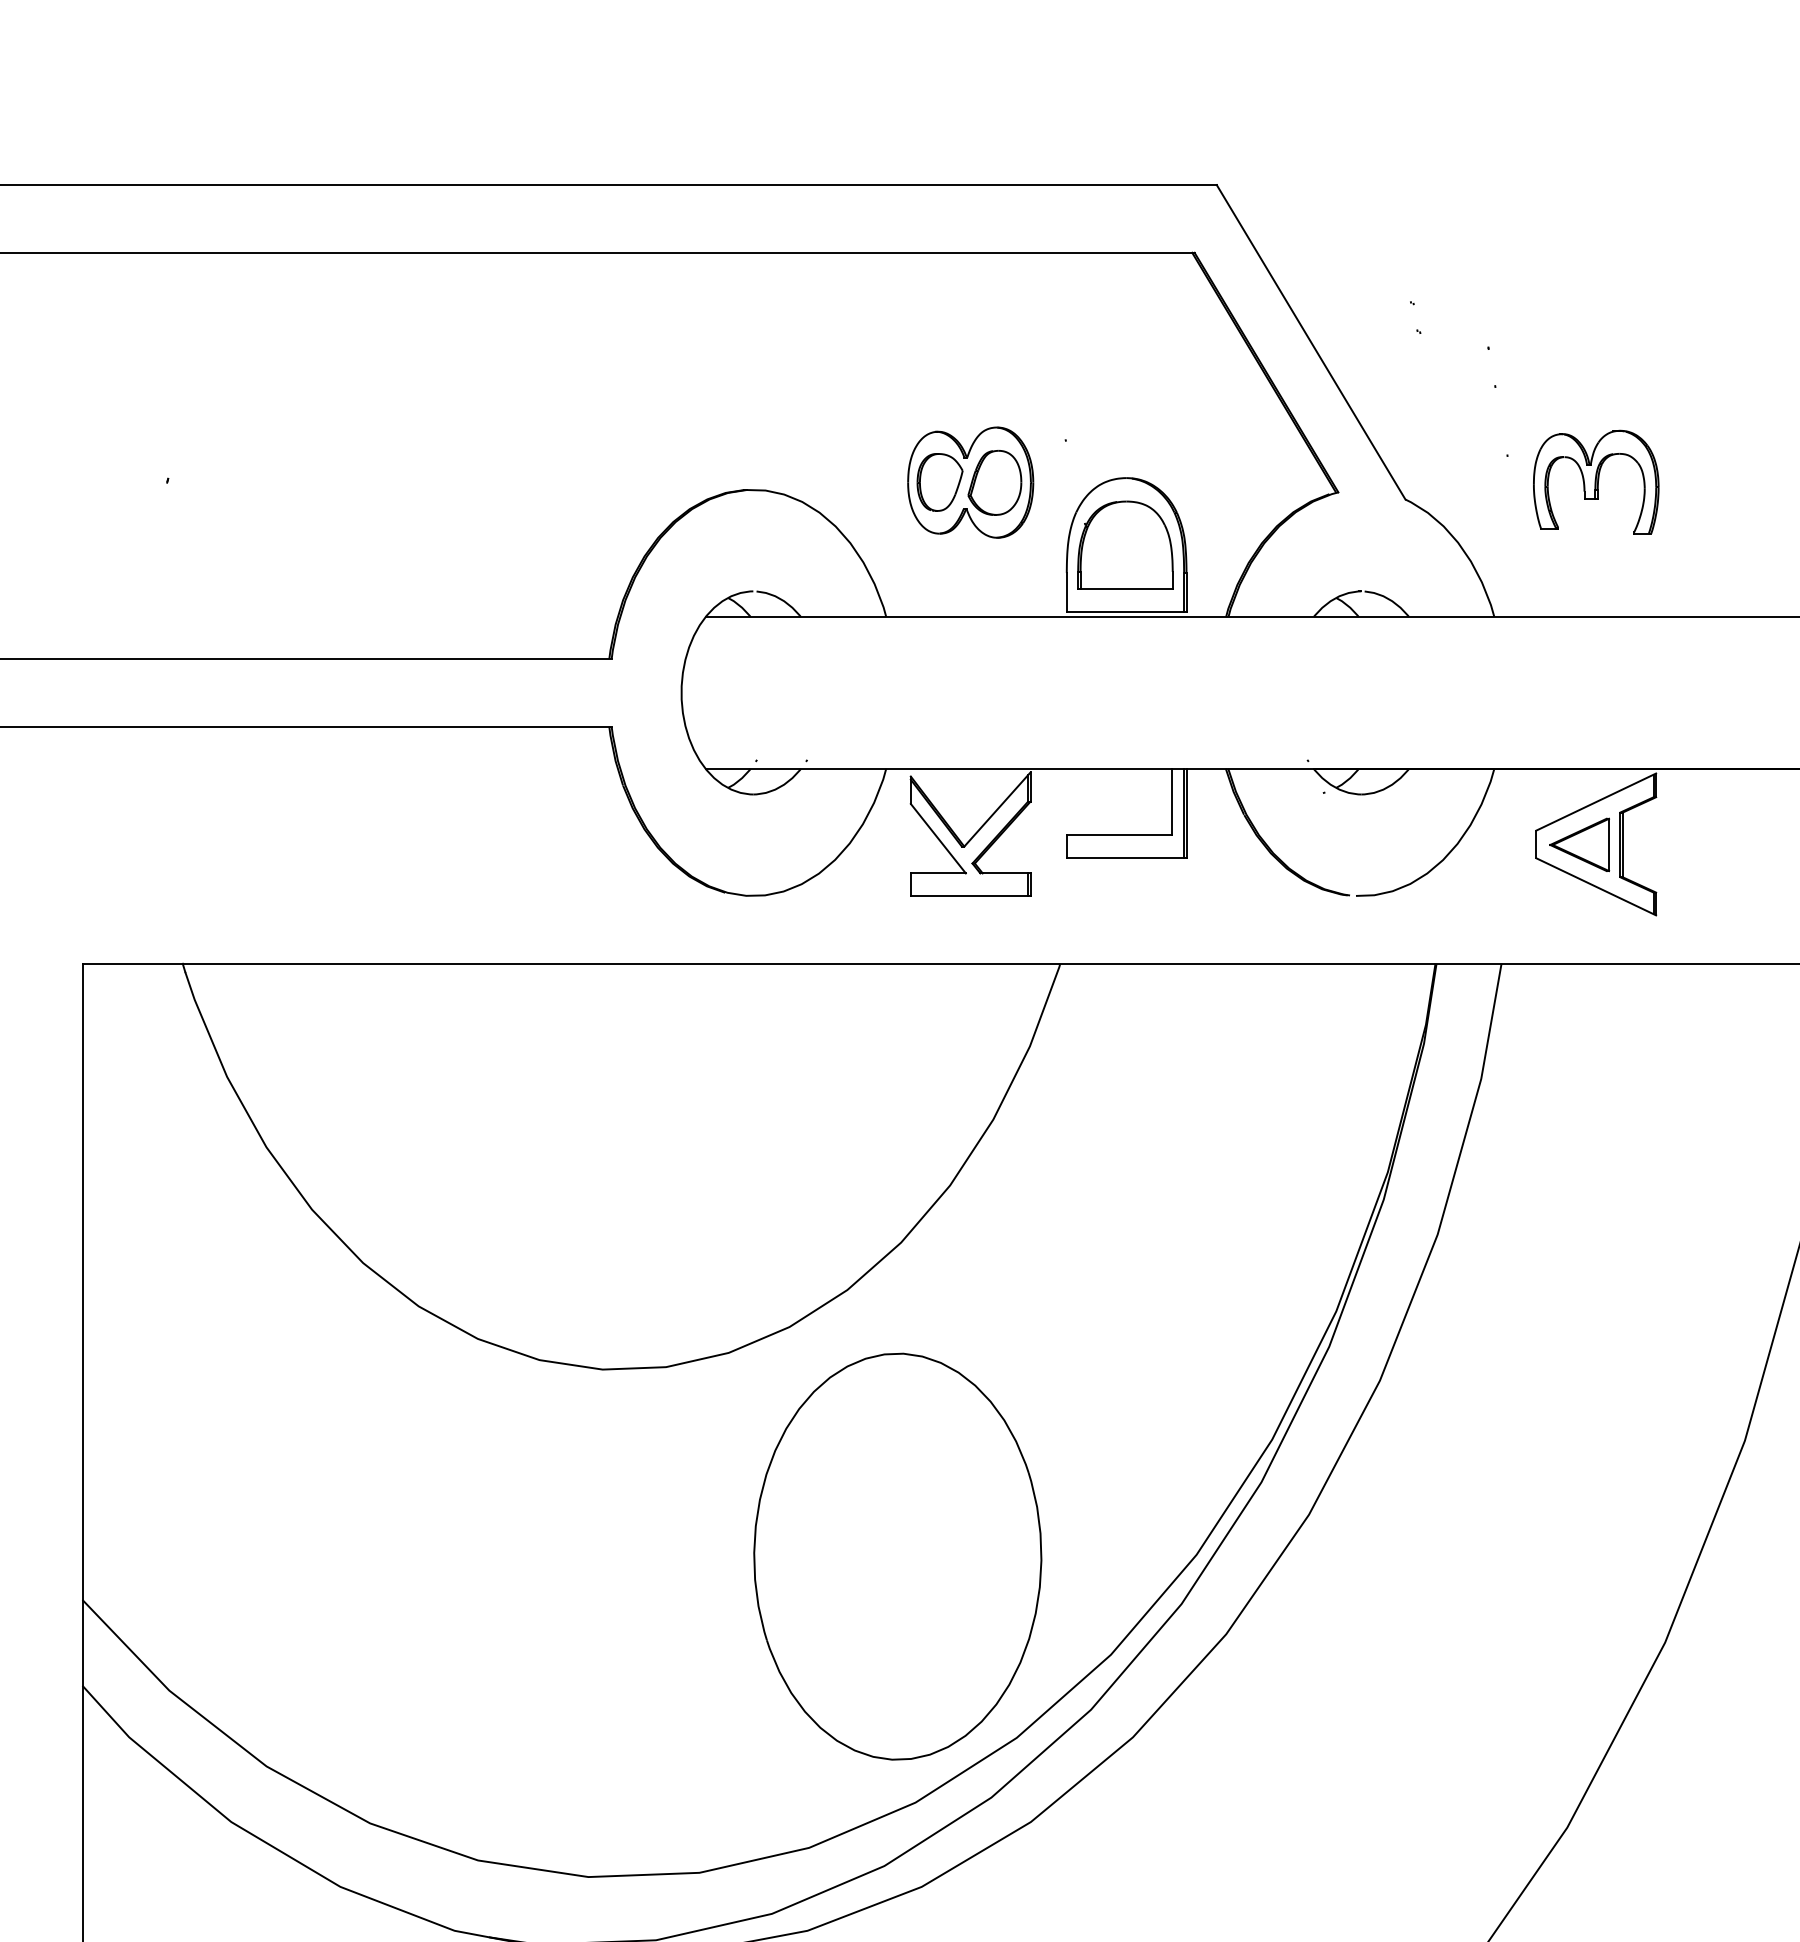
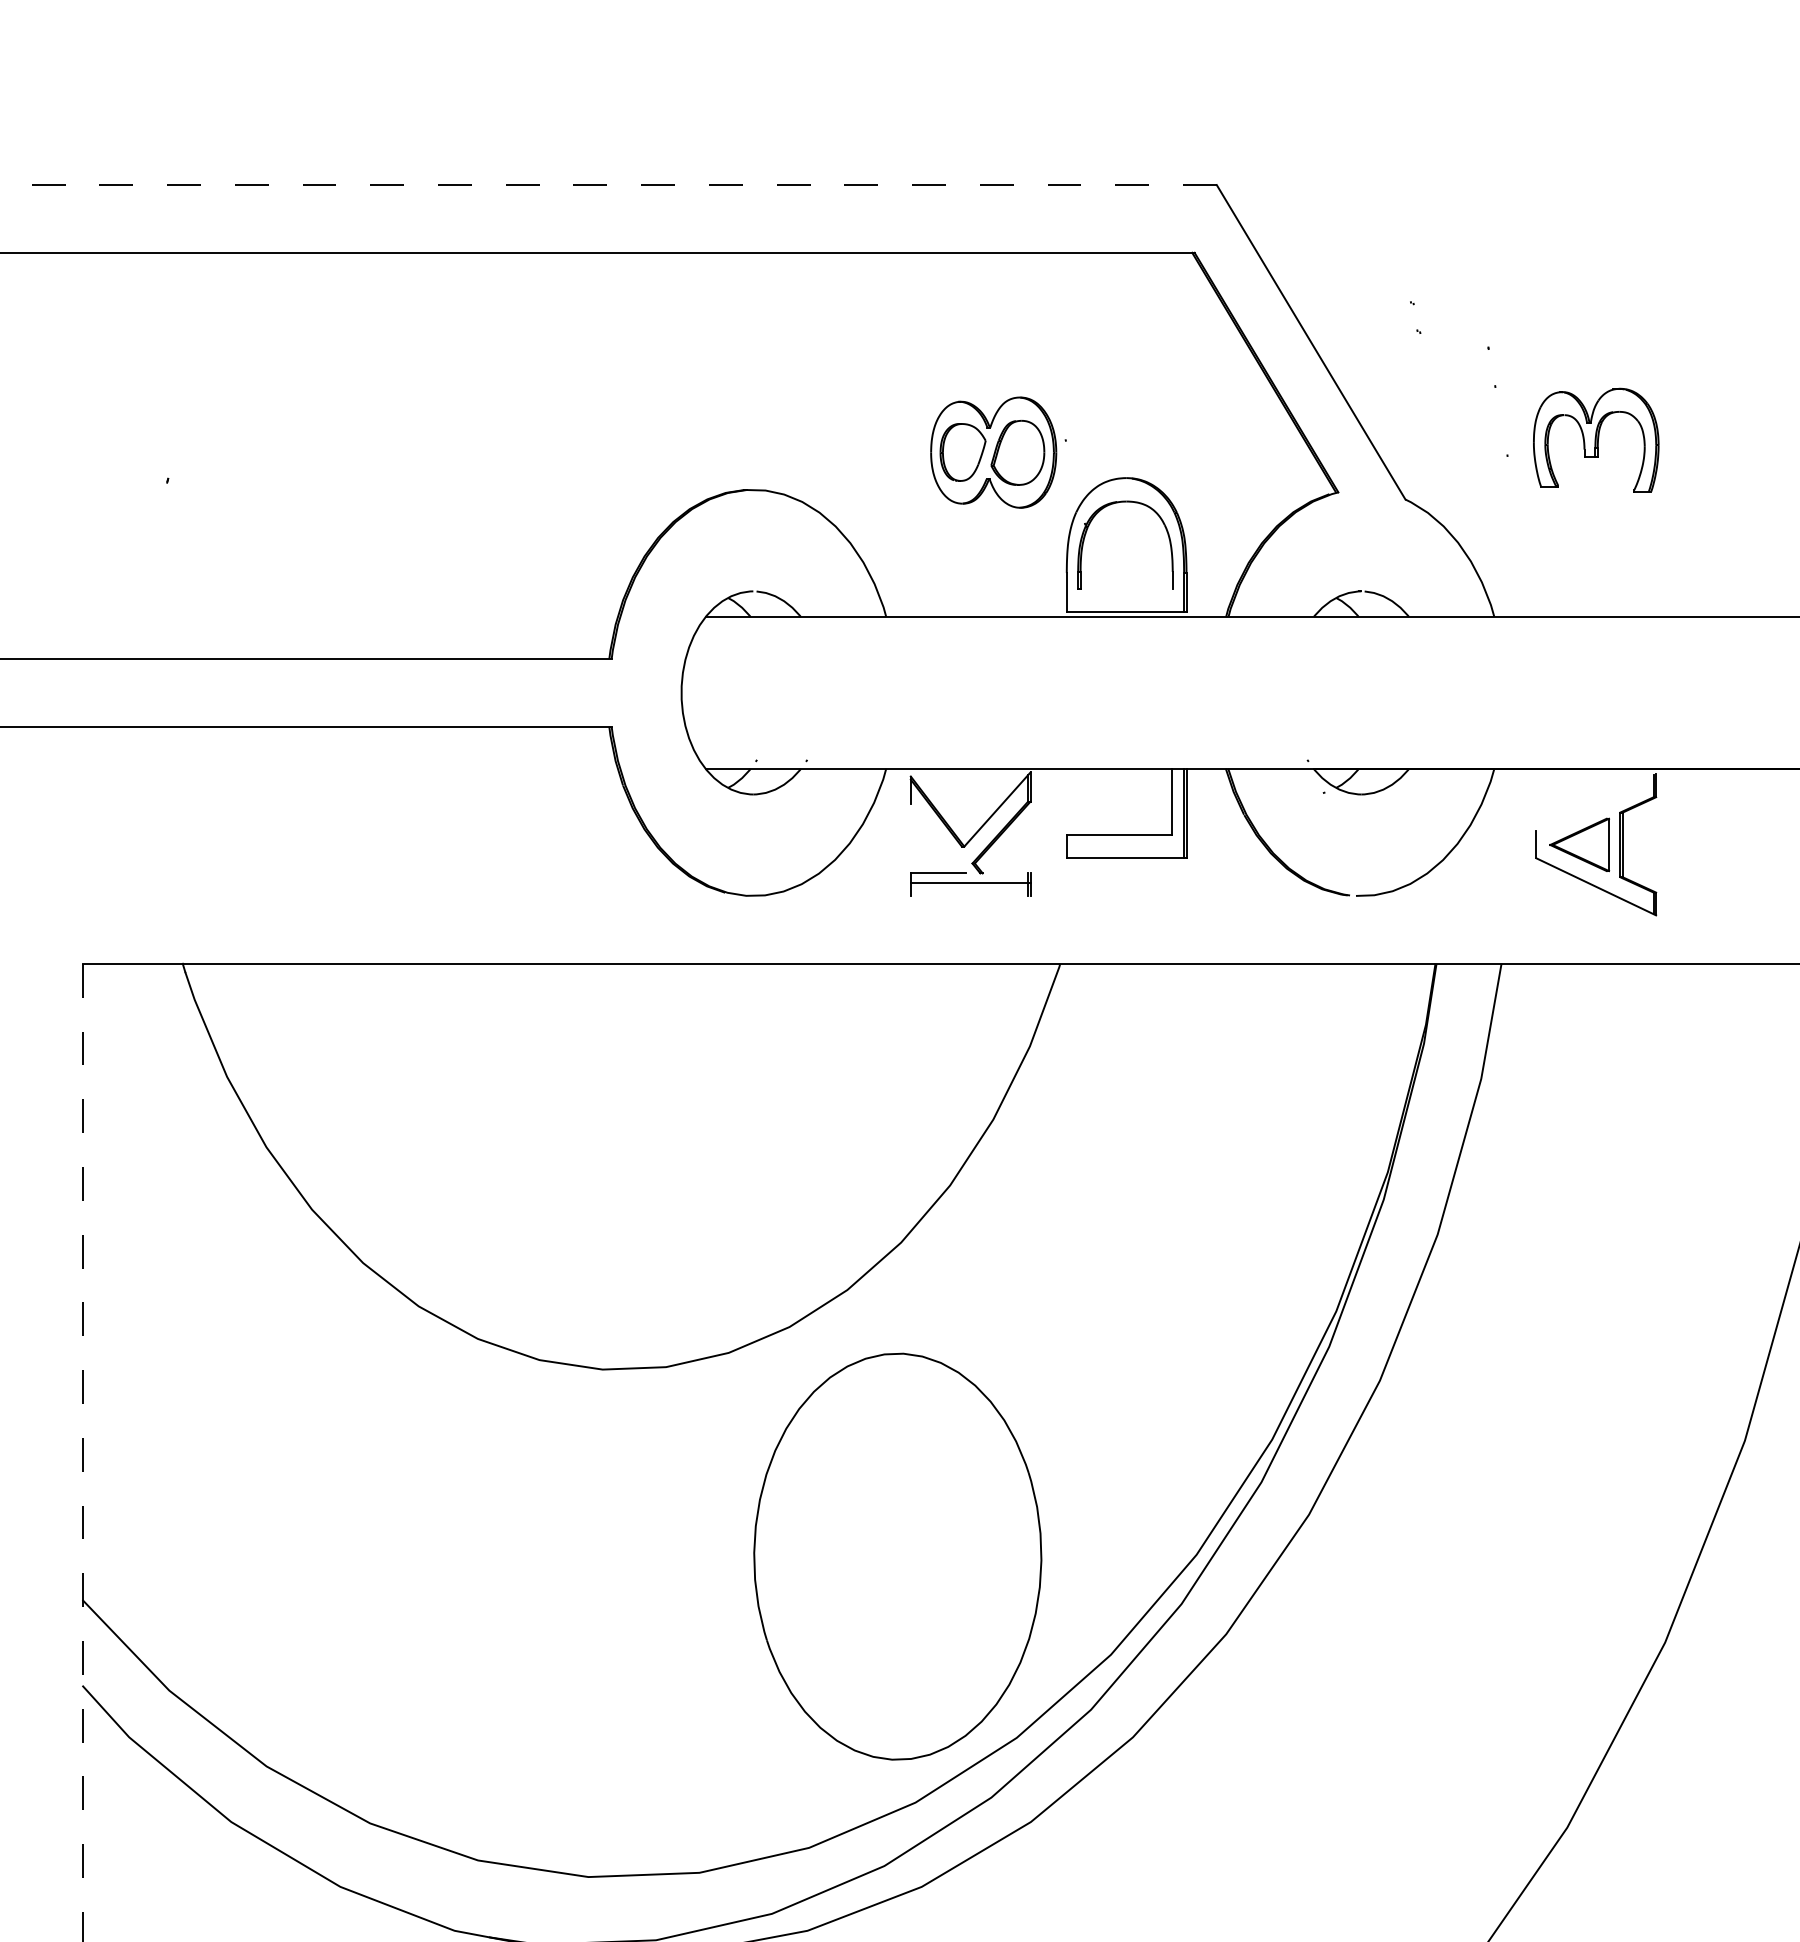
line: solid -> dashed (608, 185)
part position: (1596, 481) -> (1596, 439) (1596, 439)
part position: (970, 482) -> (993, 452) (993, 452)
line: present -> none (1126, 589)
line: present -> none (1596, 801)
line: present -> none (937, 838)
line: present -> none (1006, 873)
line position: (970, 895) -> (970, 882) (970, 882)
line: solid -> dashed (82, 1452)
